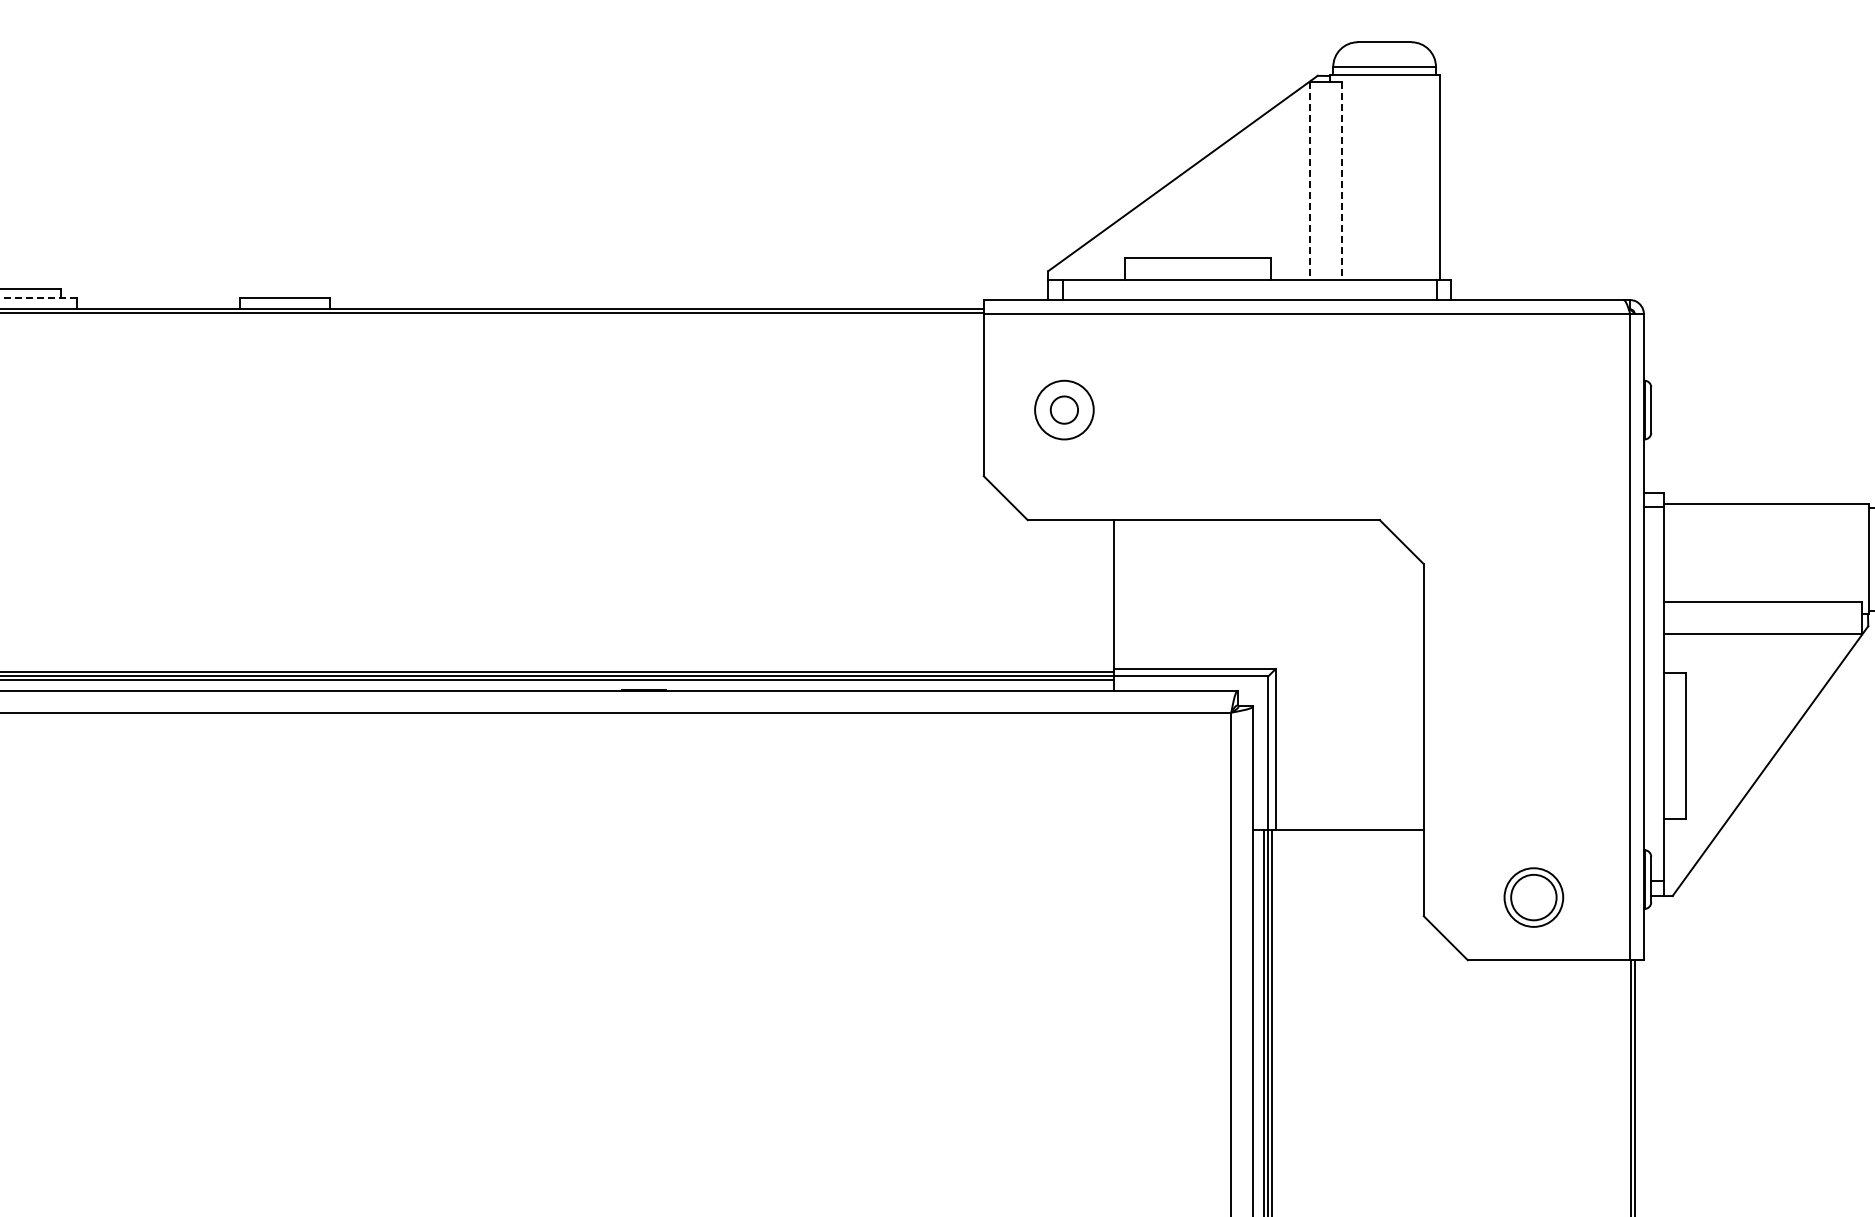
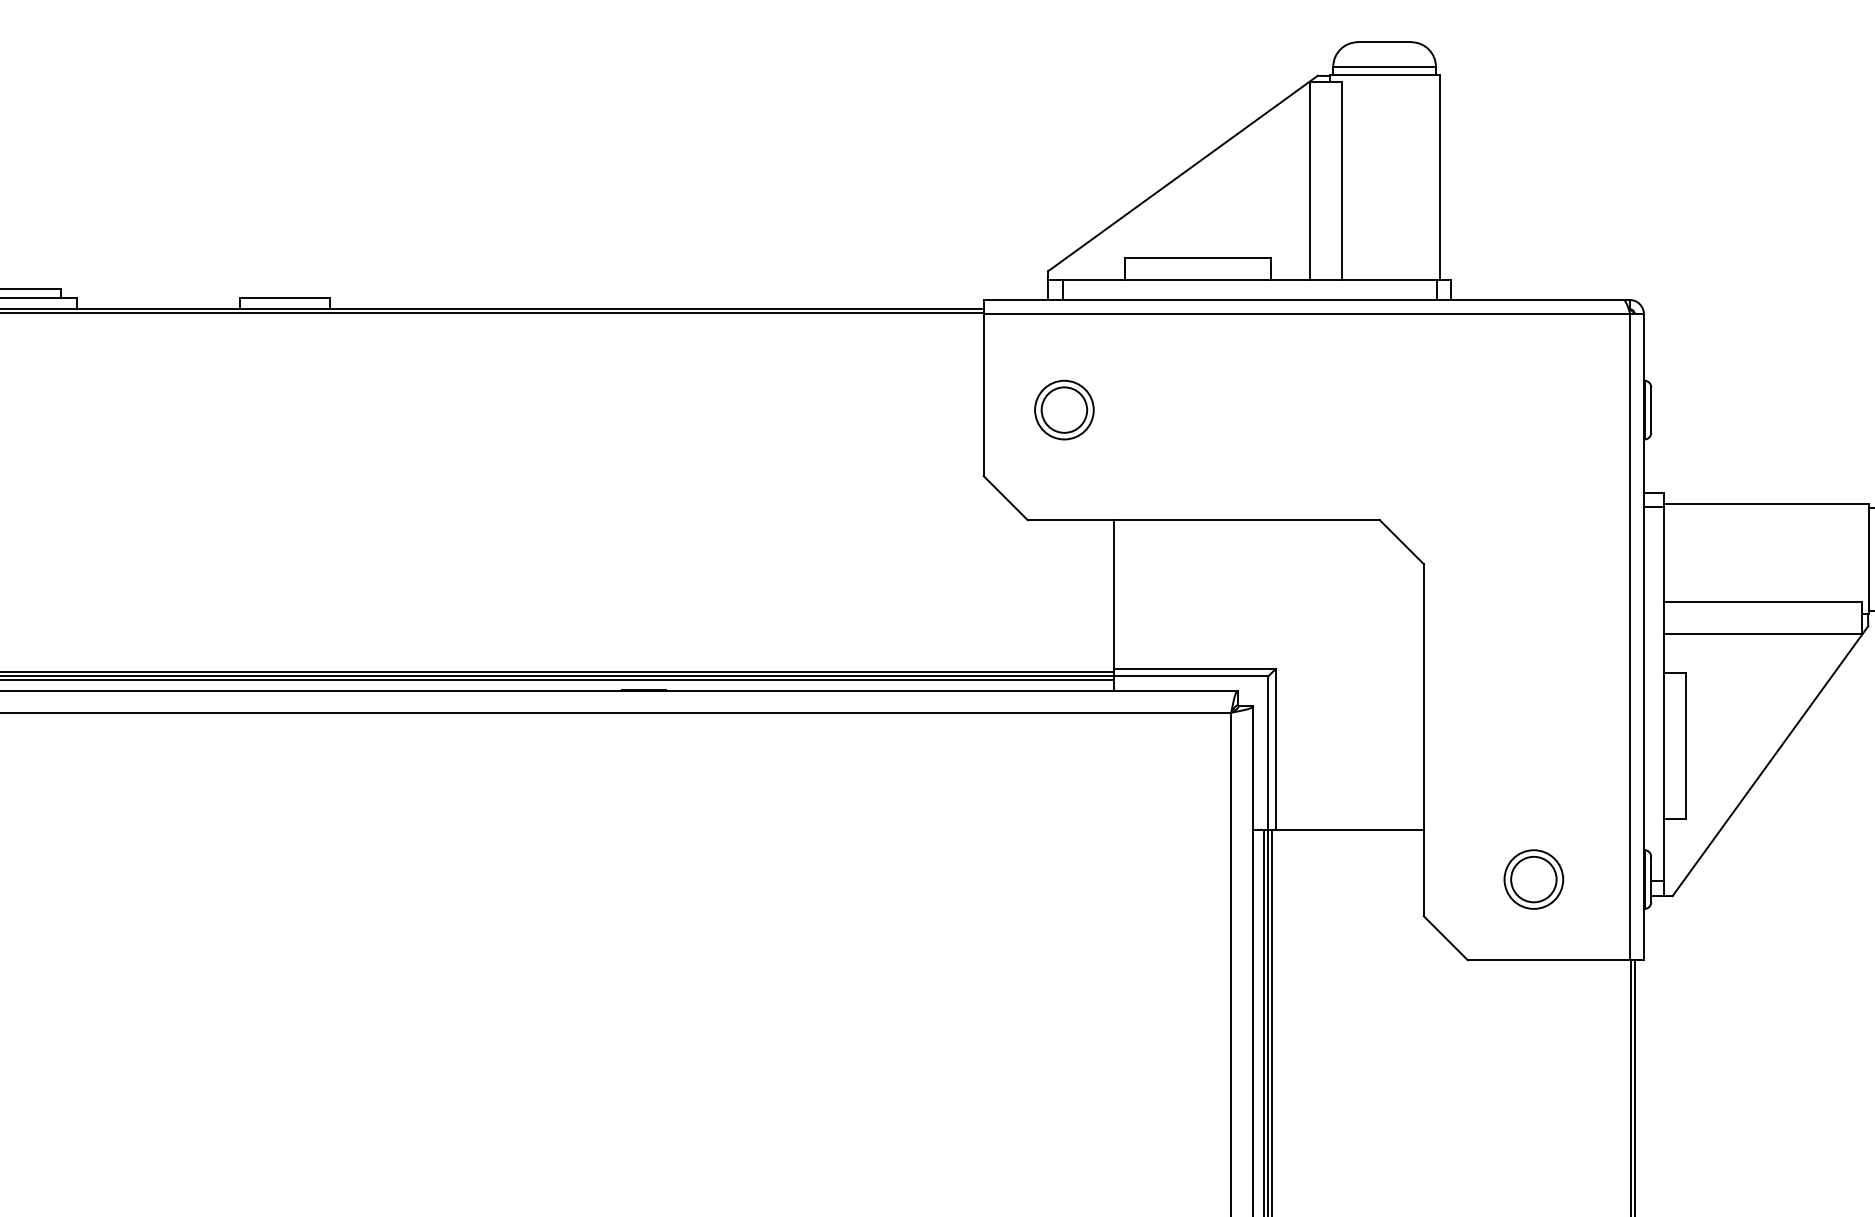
line: dashed -> solid (1309, 181)
line: dashed -> solid (1341, 181)
line: dashed -> solid (38, 298)
circle diameter: 27 px -> 45 px (1064, 409)
part position: (1533, 897) -> (1533, 879) (1533, 879)
